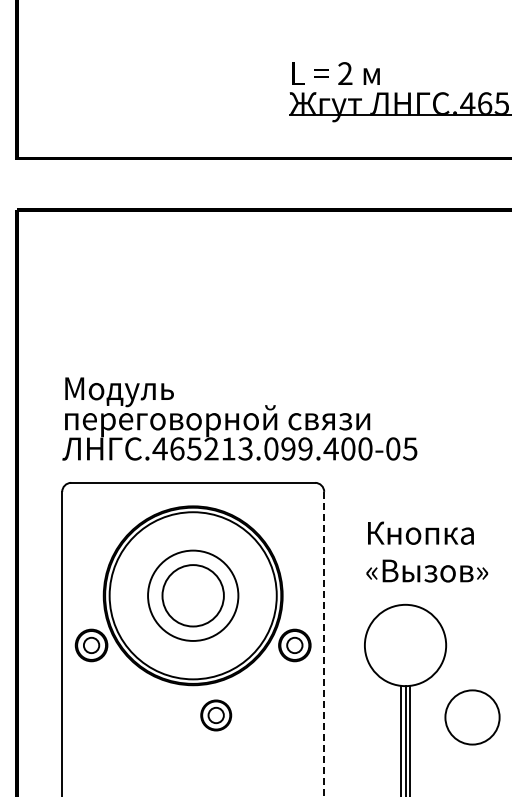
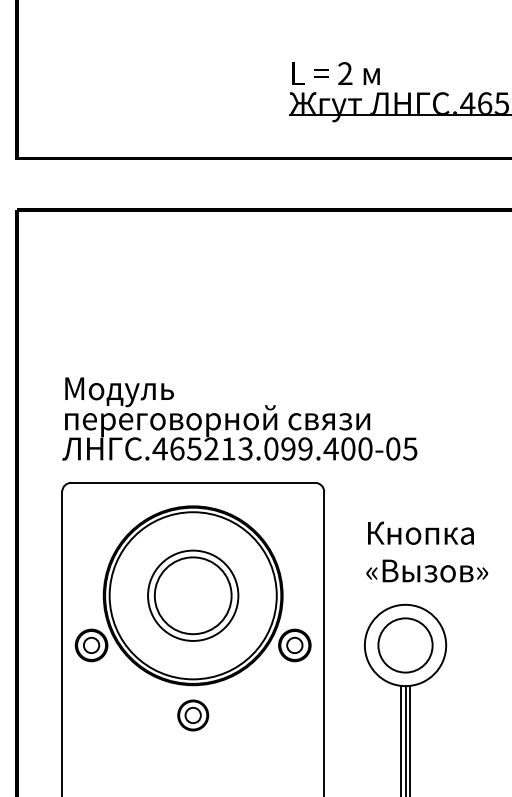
circle diameter: 61 px -> 77 px (192, 595)
line: dashed -> solid (324, 644)
part position: (216, 715) -> (193, 715) (193, 715)
circle position: (472, 717) -> (405, 645) (405, 645)
